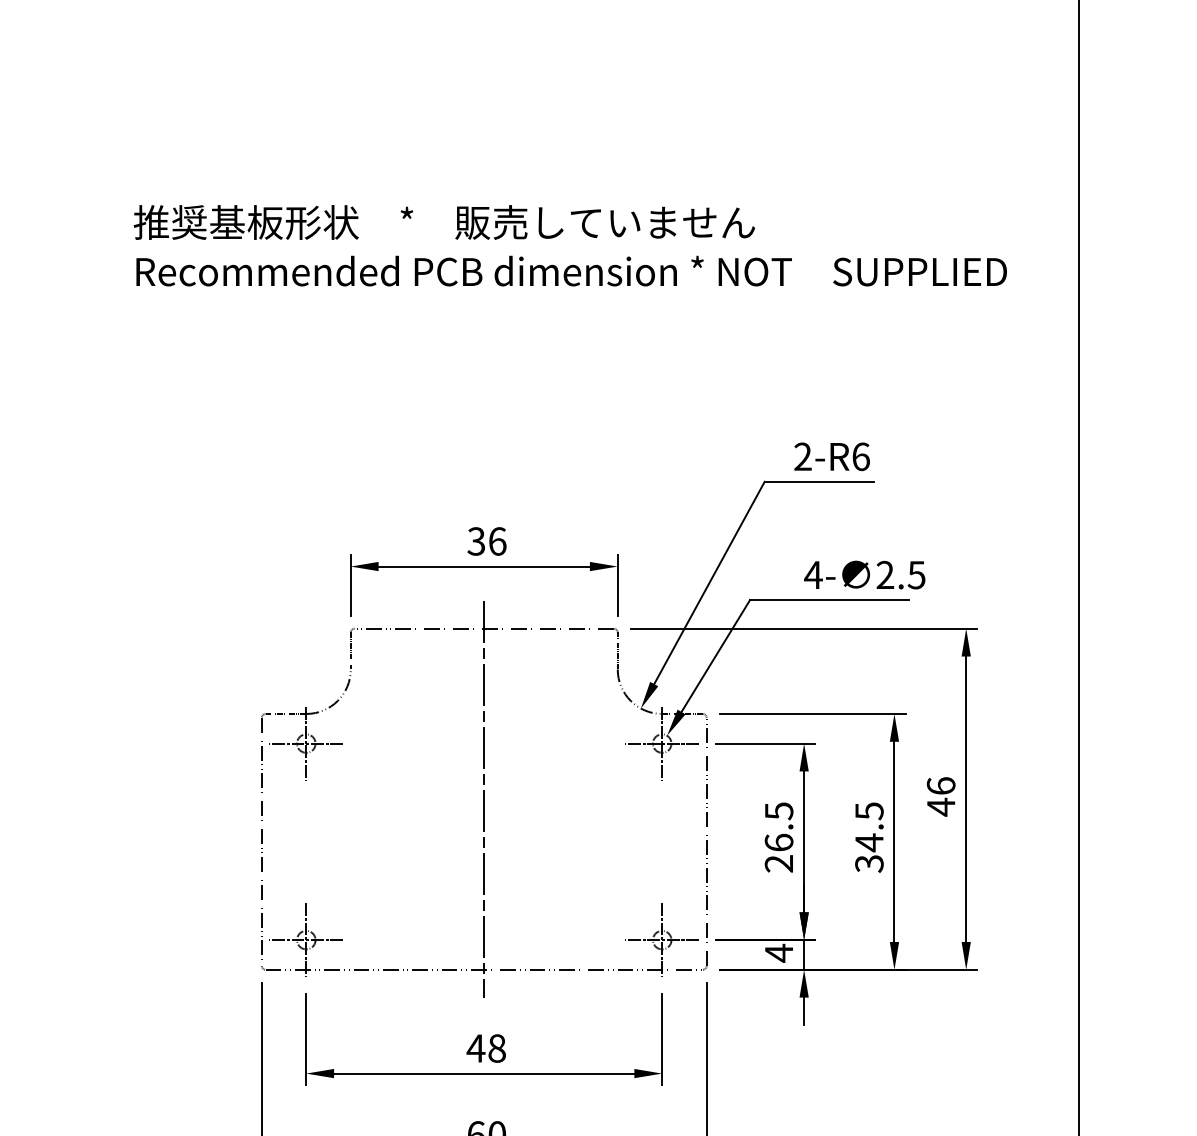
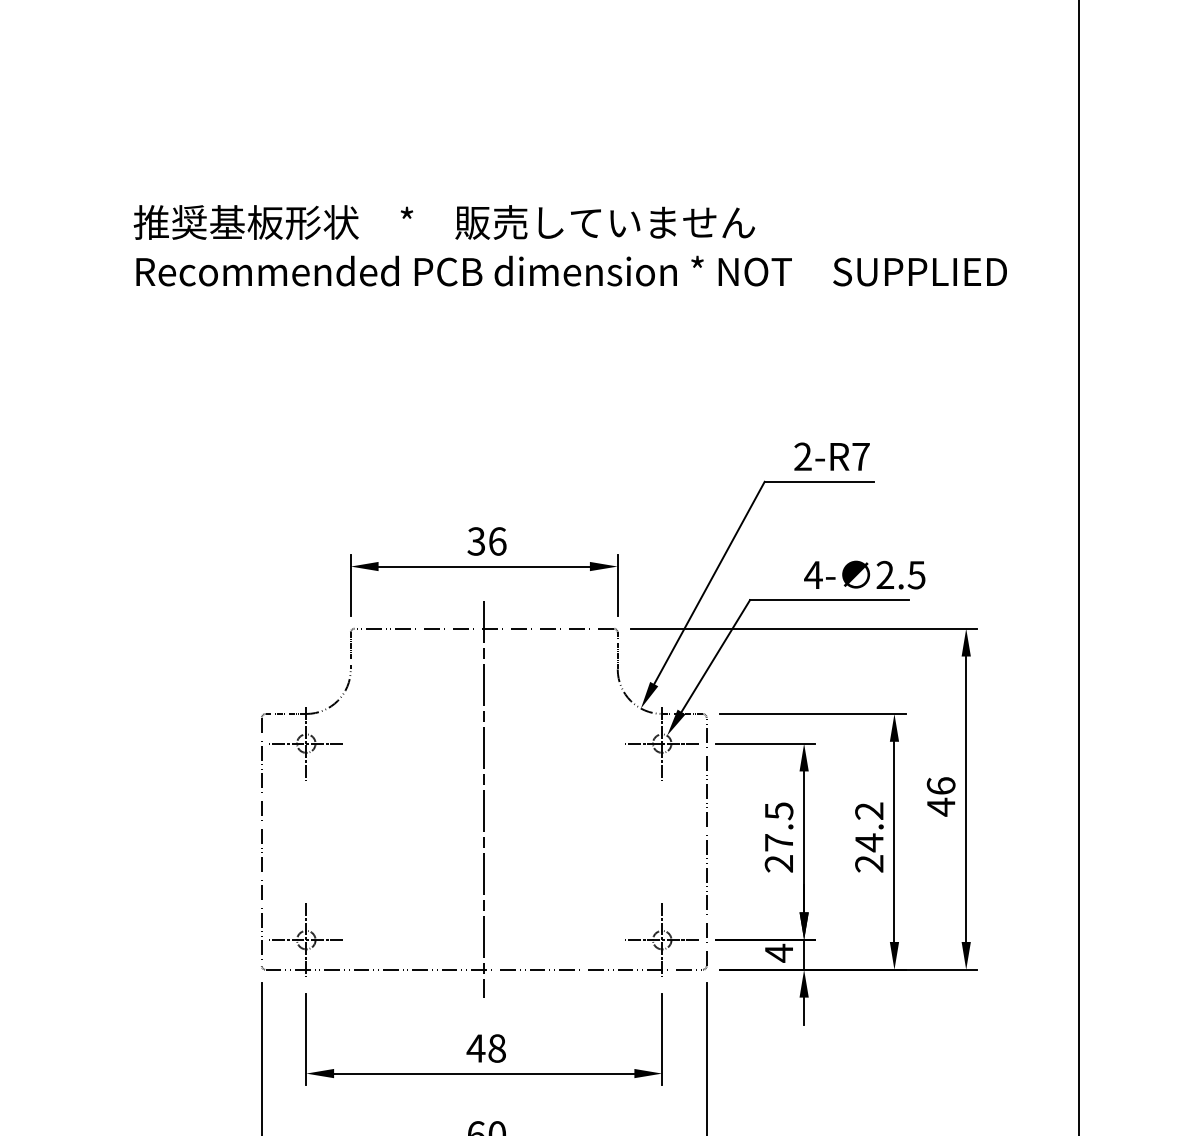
text: 2-R6 -> 2-R7 (860, 456)
text: 34.5 -> 24.2 (869, 837)
text: 26.5 -> 27.5 (778, 842)
